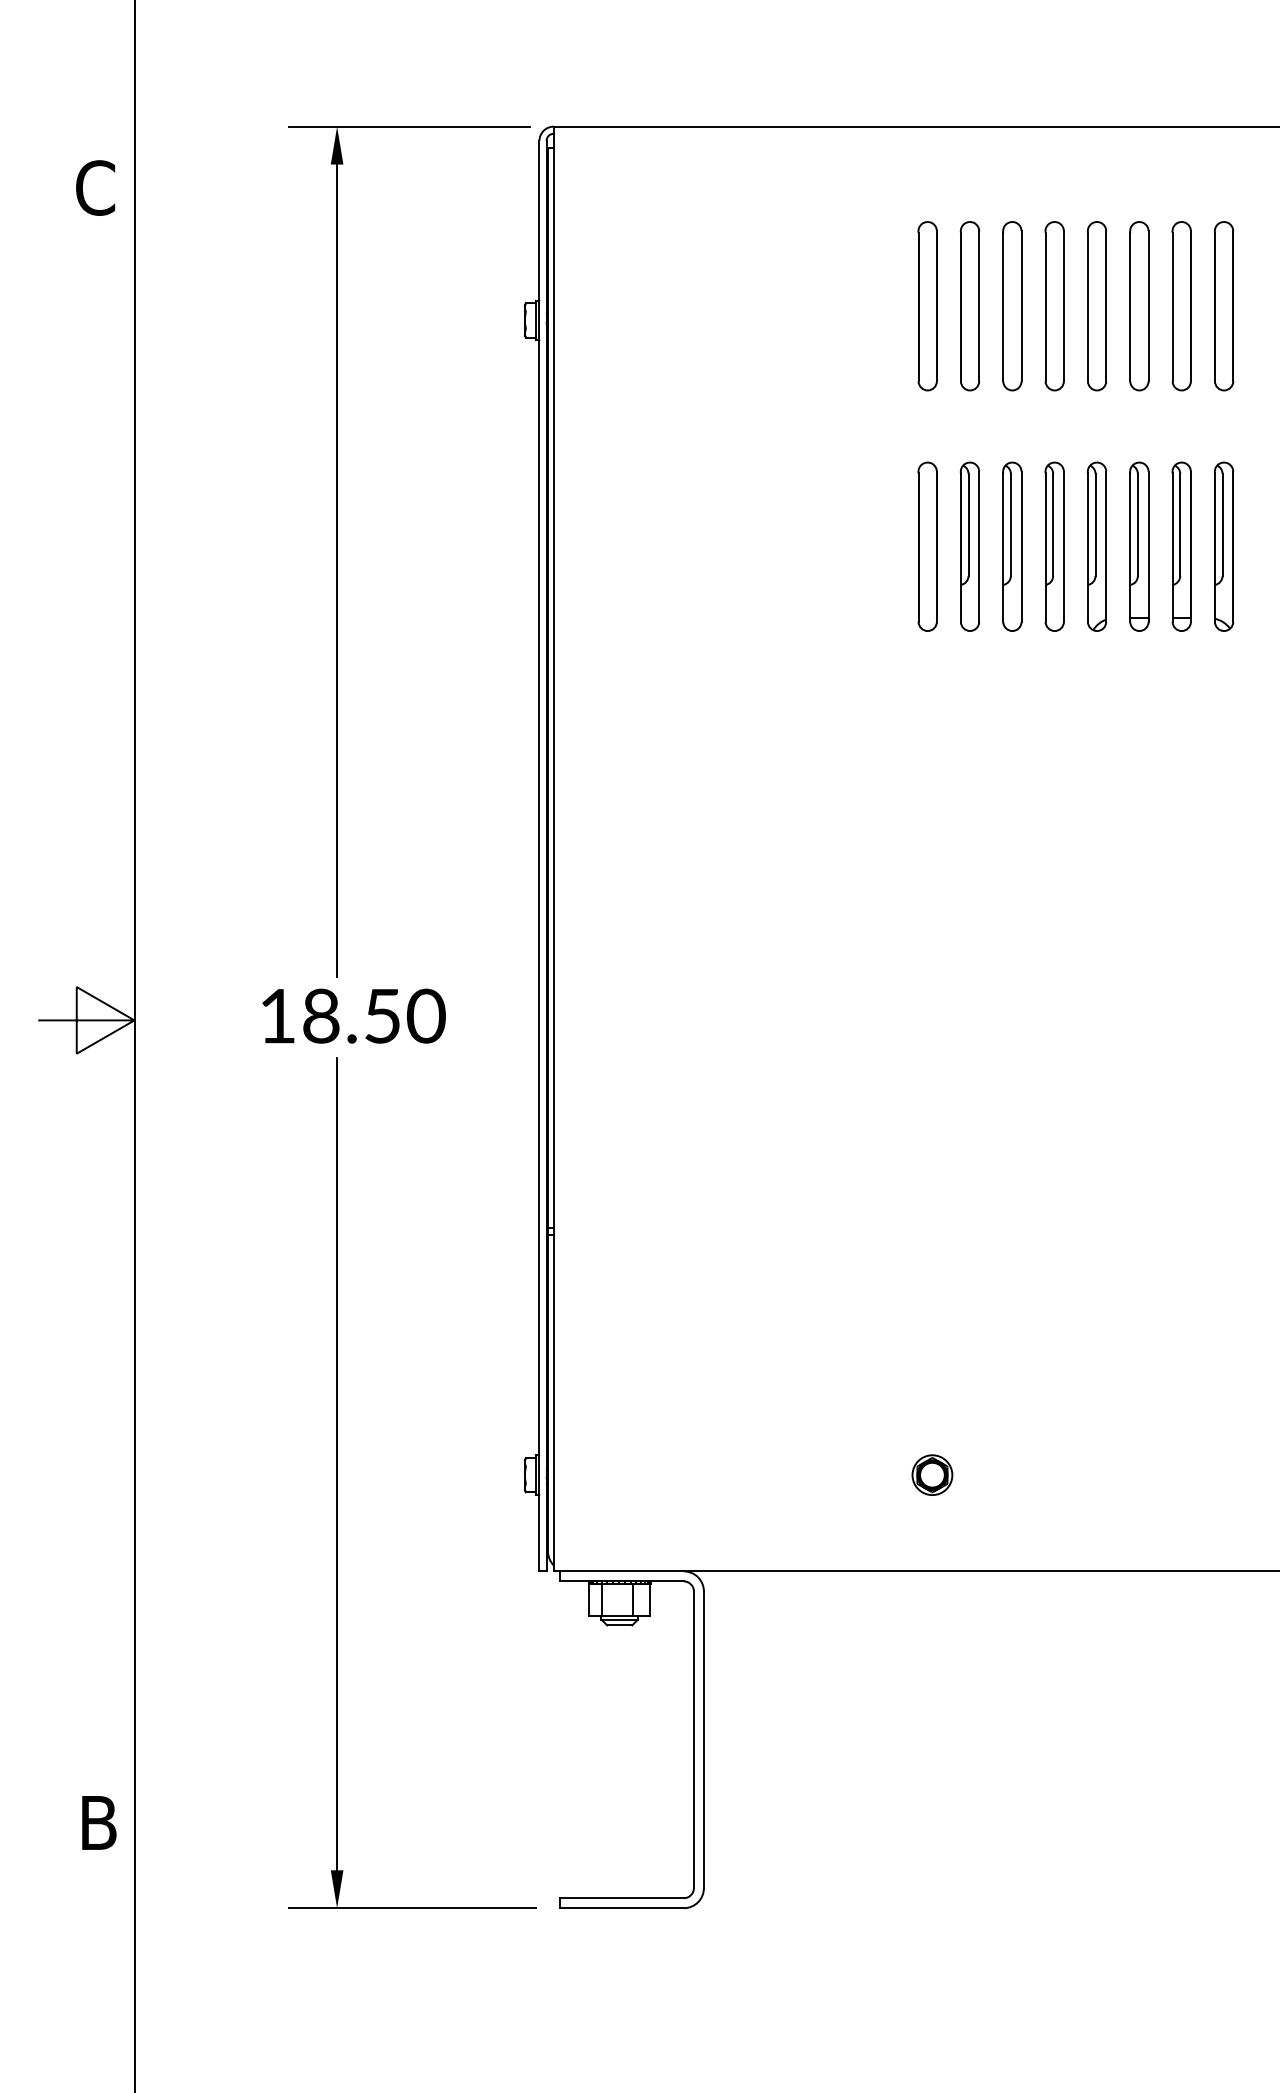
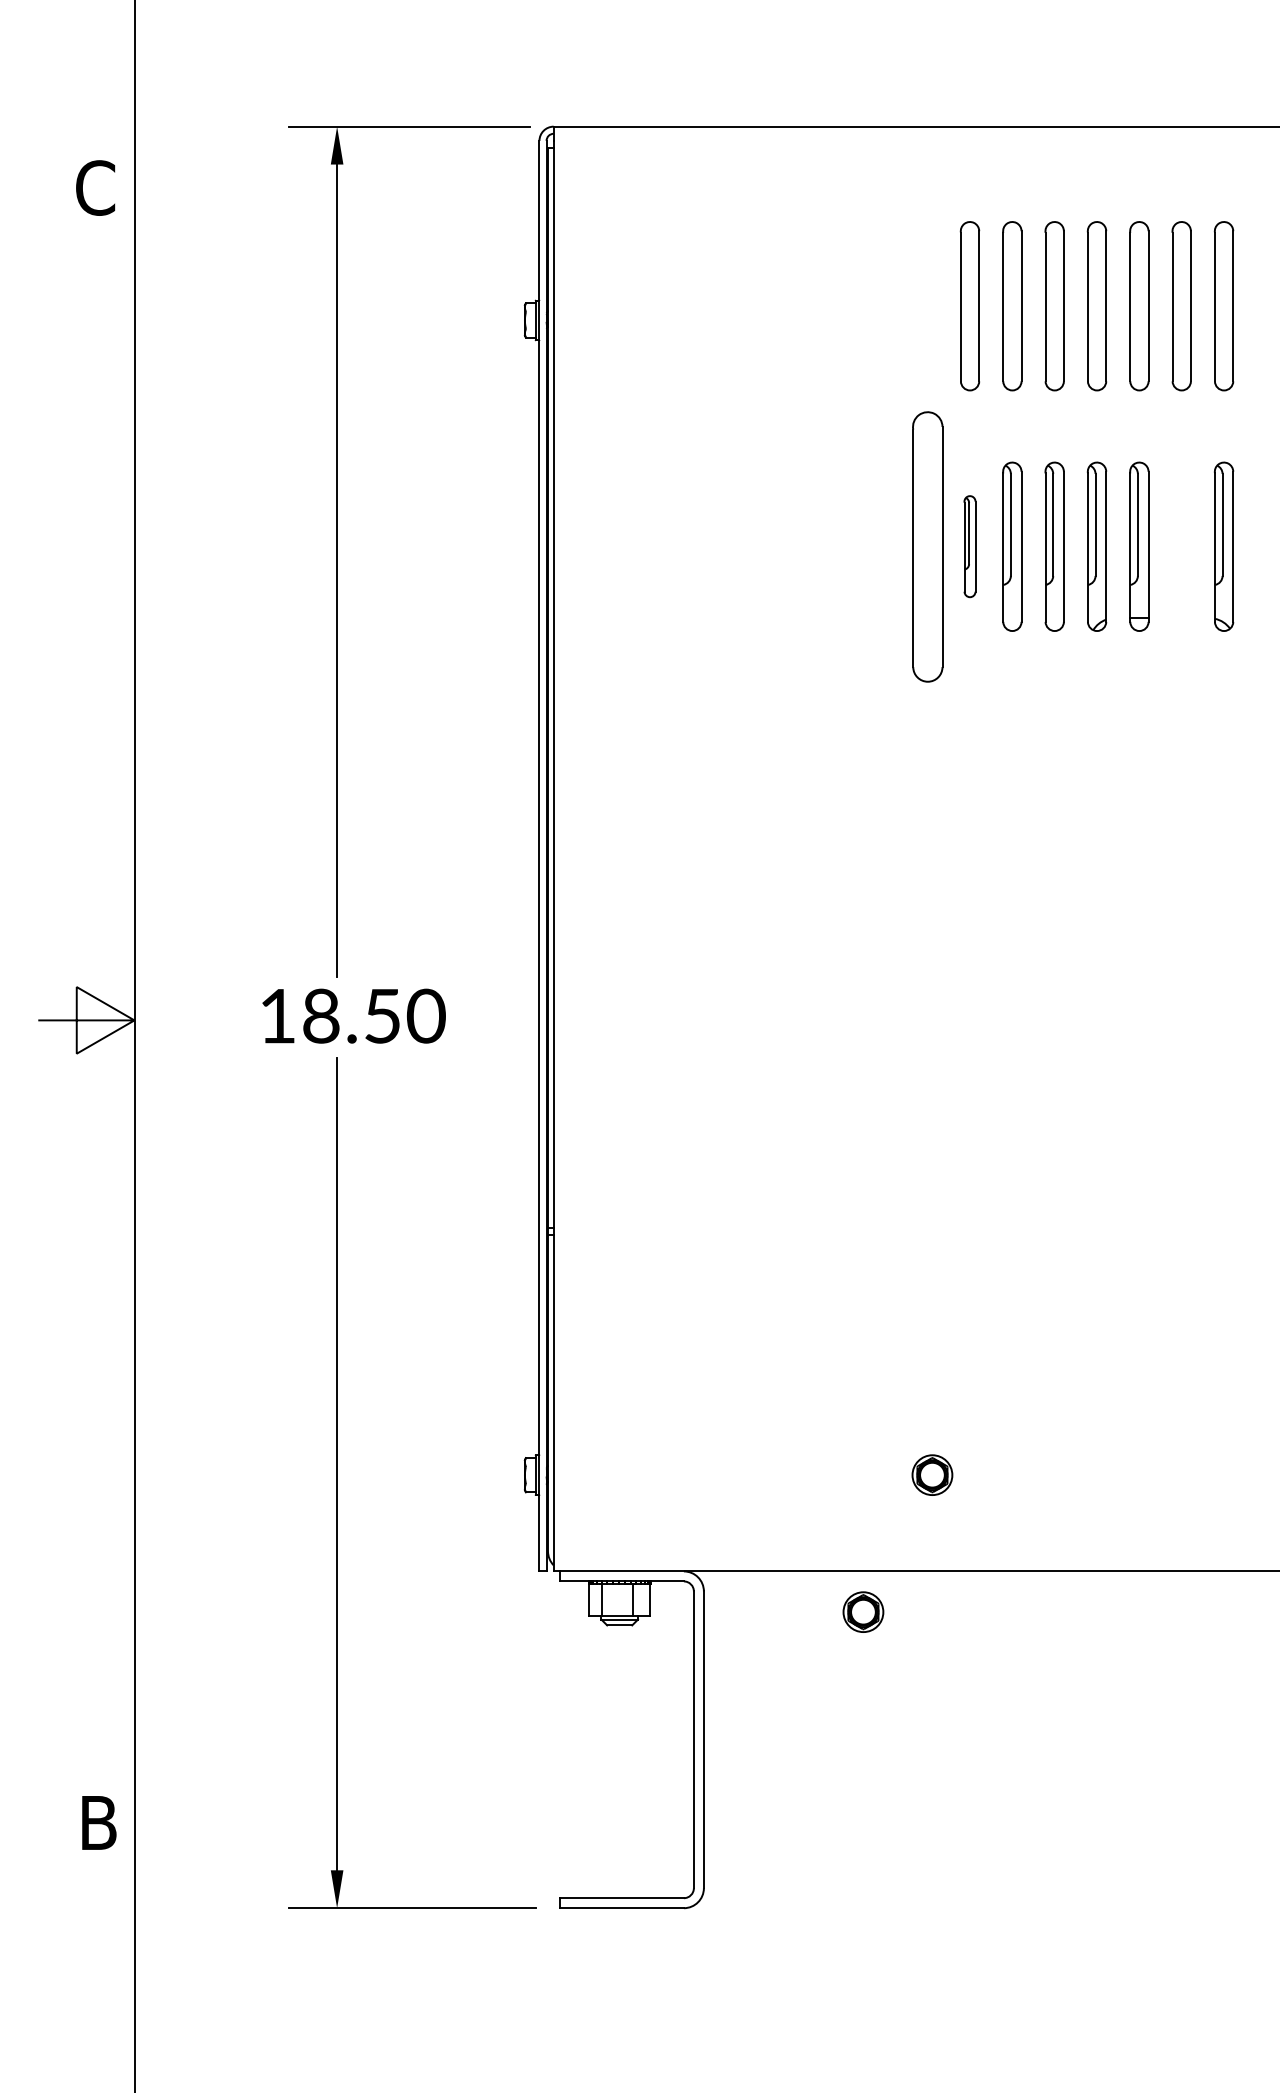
part: present -> none (927, 306)
part size: 21x171 px -> 32x272 px (927, 546)
part size: 22x171 px -> 14x104 px (969, 546)
part: present -> none (1181, 546)
part: none -> present (863, 1611)
